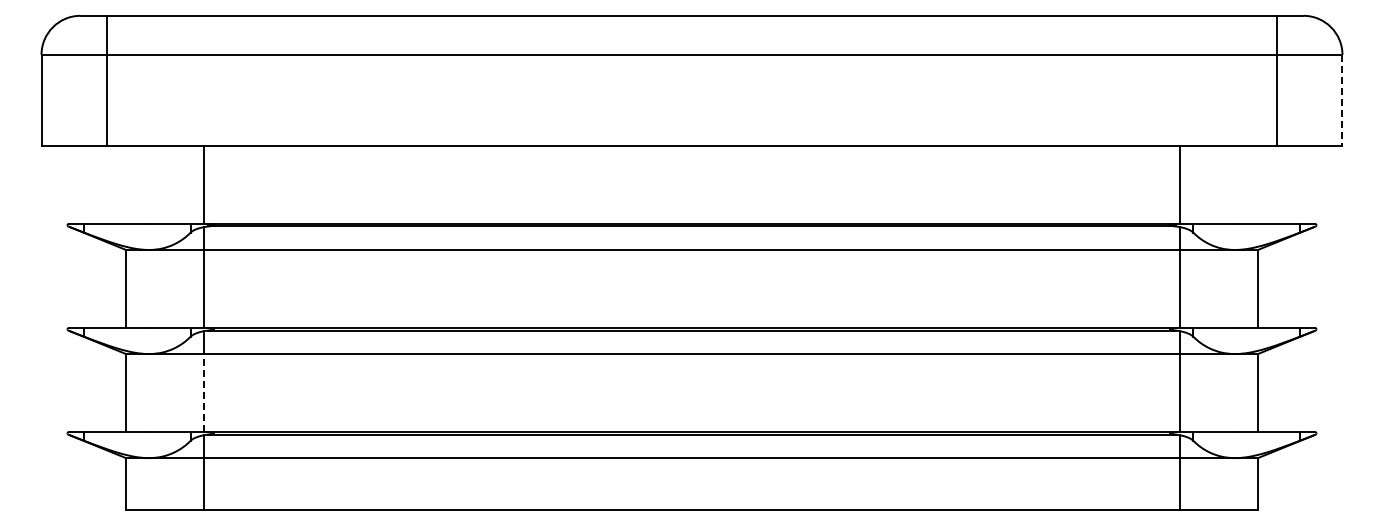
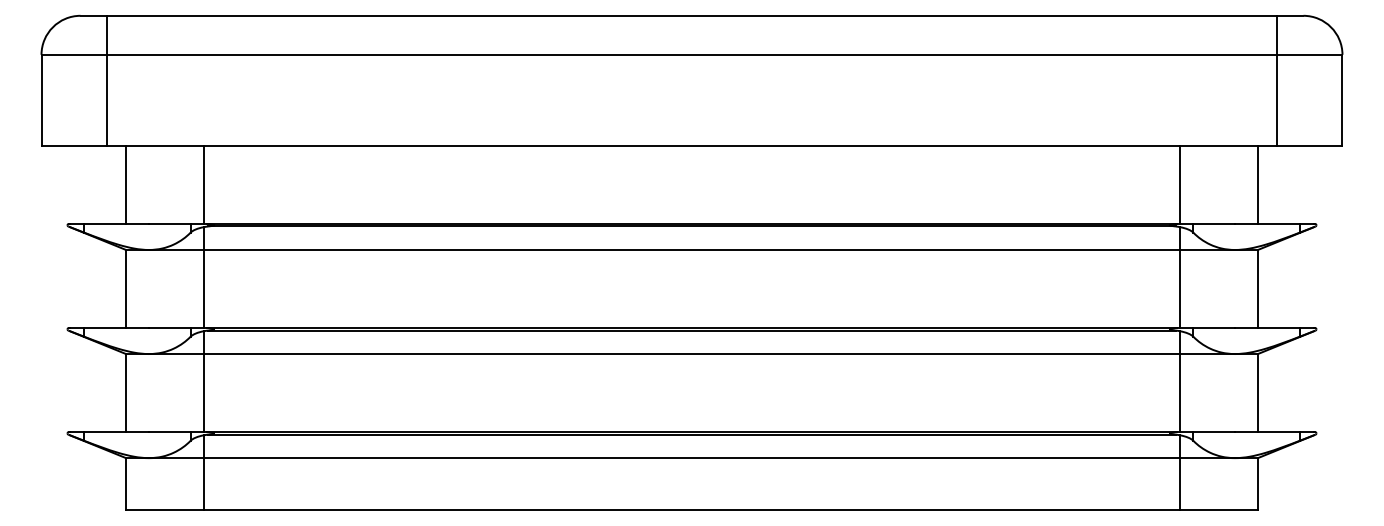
line: dashed -> solid (1342, 100)
line: none -> present (126, 184)
line: none -> present (1257, 184)
line: dashed -> solid (204, 392)
